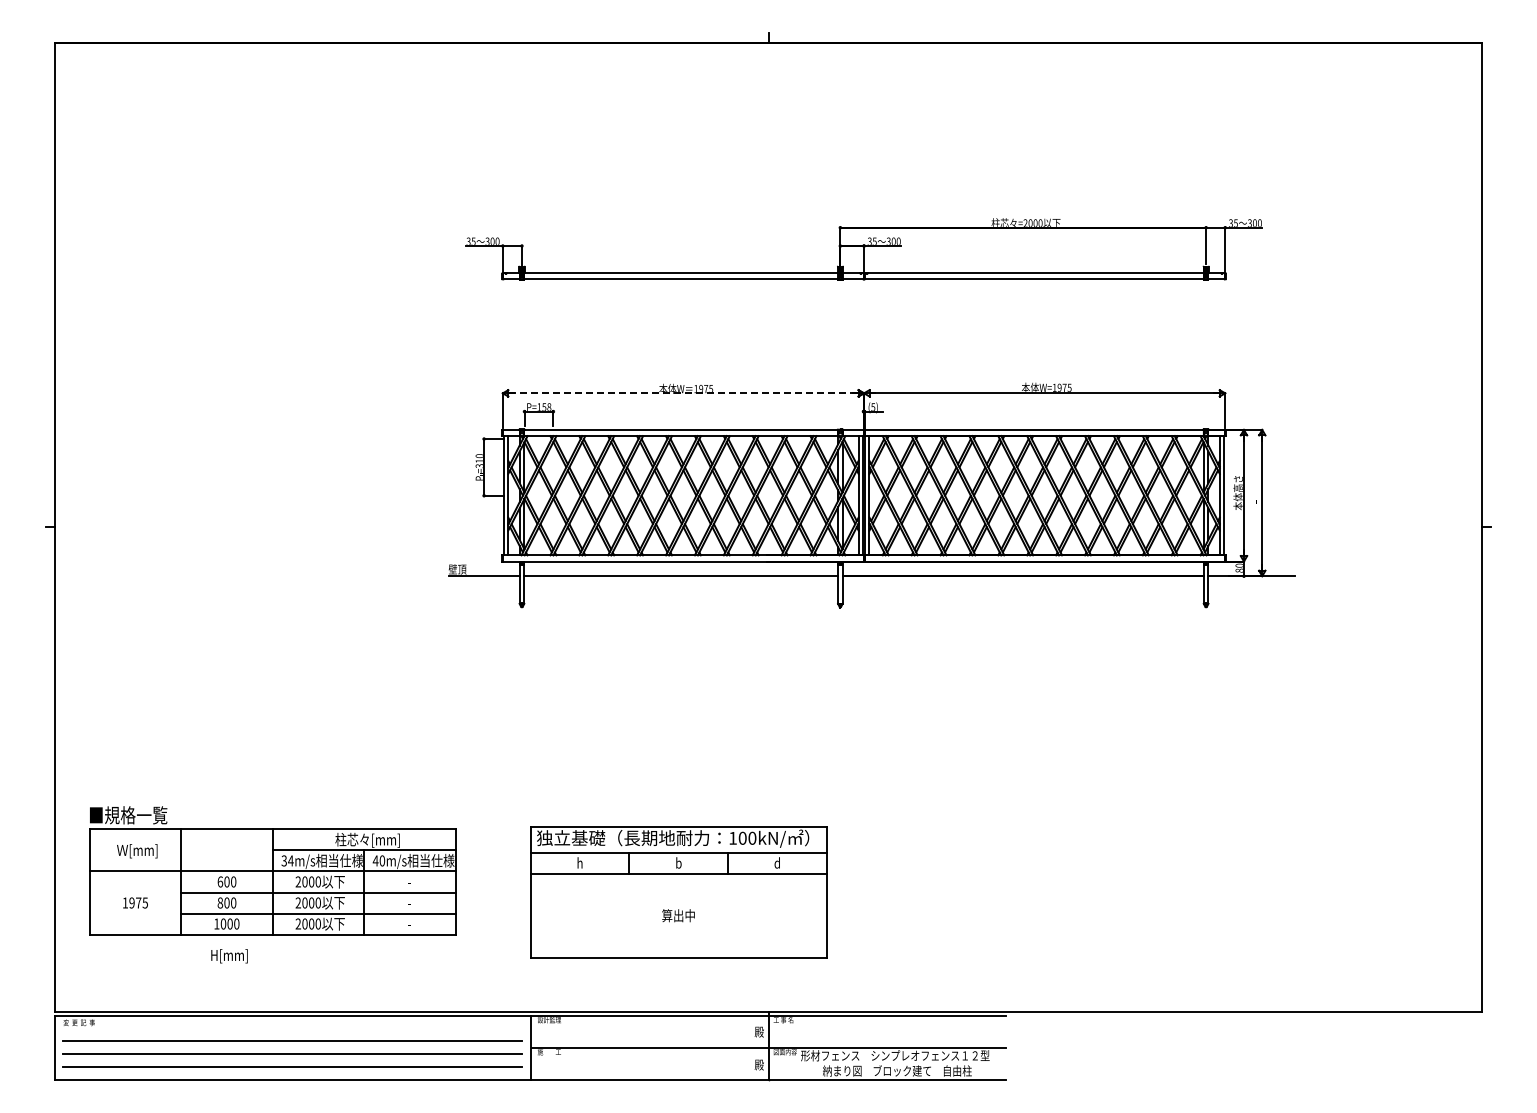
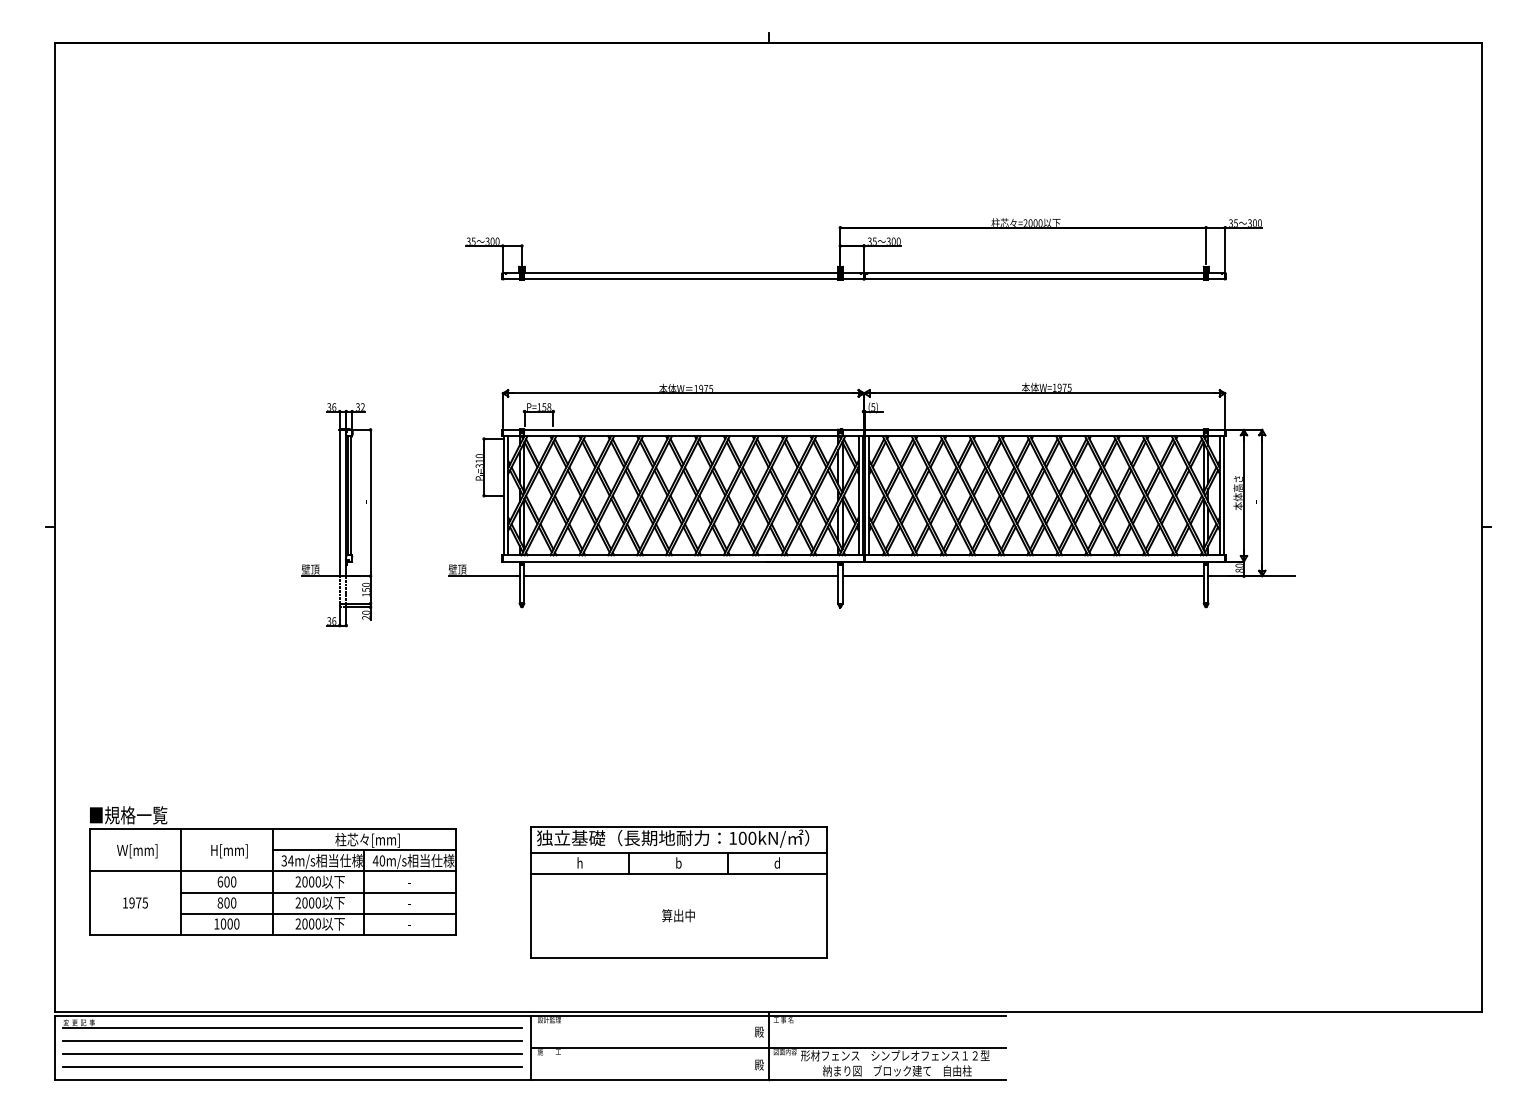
line: dashed -> solid (683, 393)
part: none -> present (336, 515)
text position: (229, 956) -> (229, 851) (229, 851)
line: none -> present (292, 1028)
